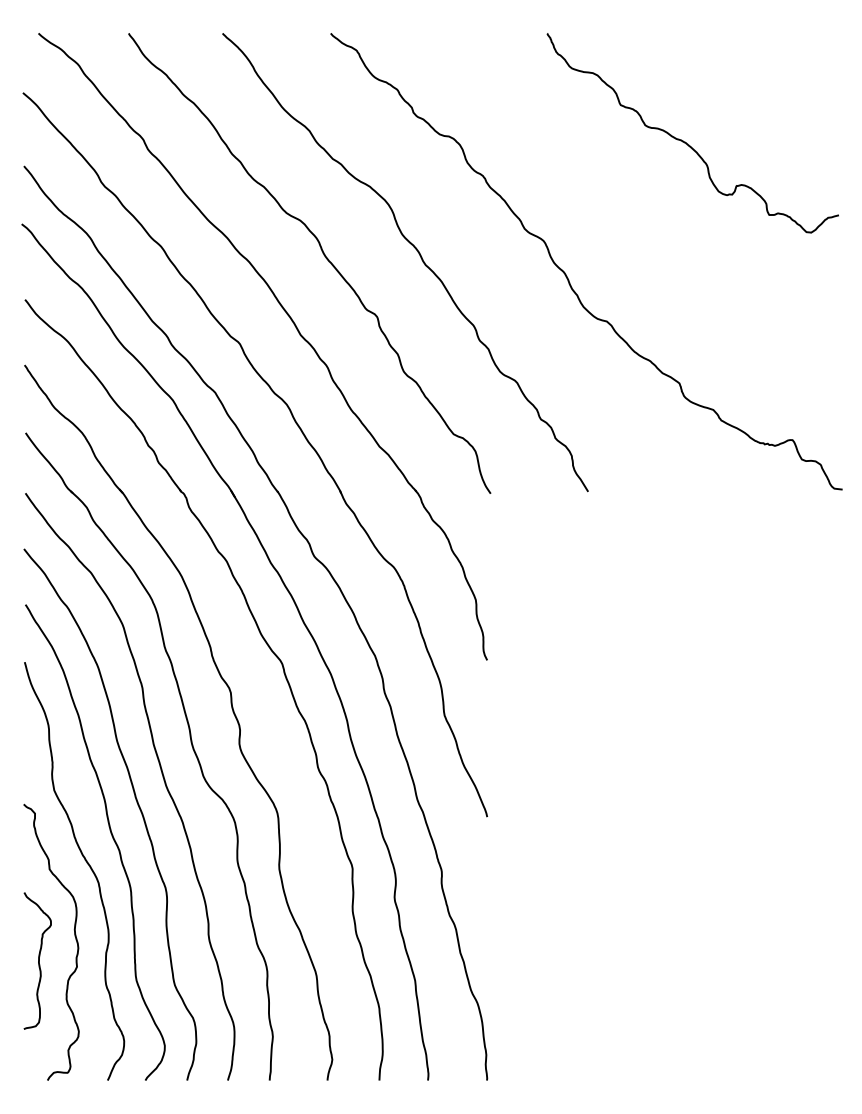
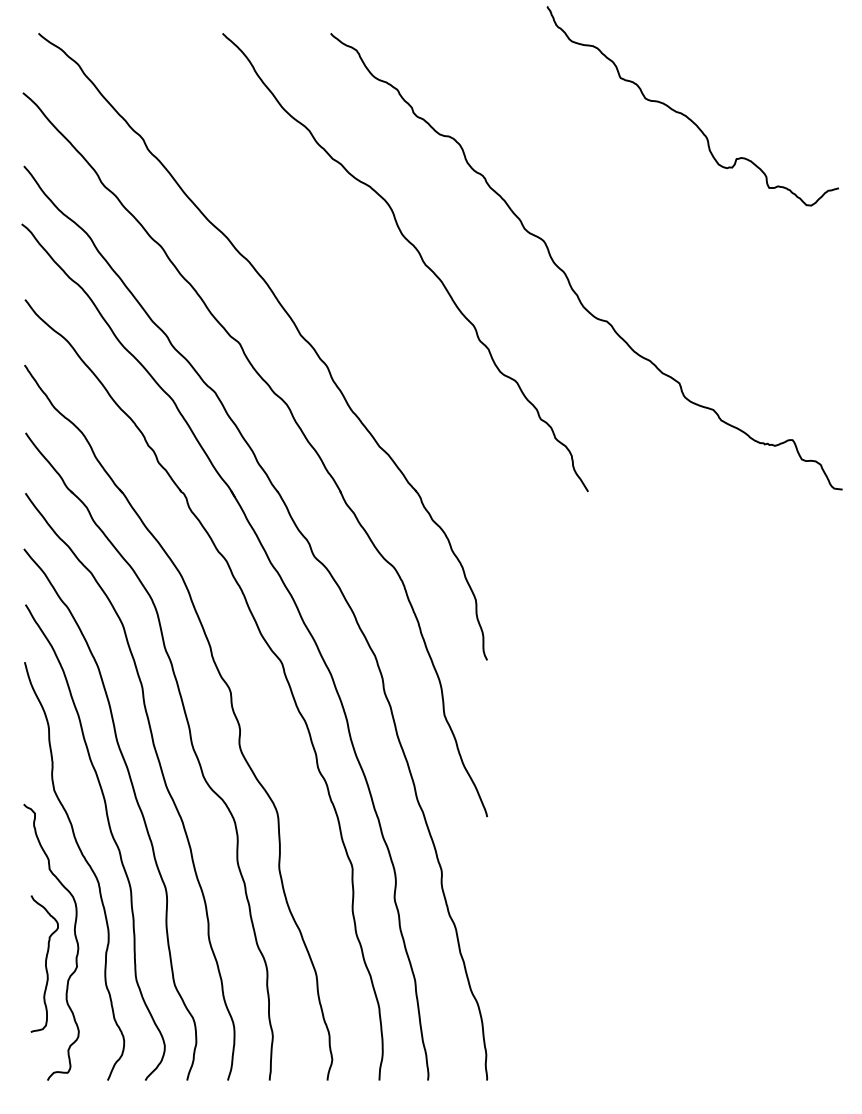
curve position: (685, 141) -> (685, 114) (685, 114)
curve: present -> none (323, 255)
curve position: (38, 960) -> (45, 963) (45, 963)
